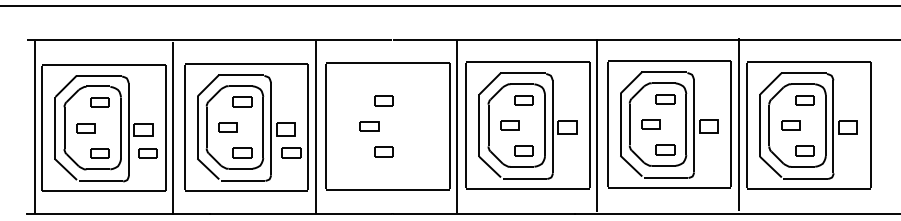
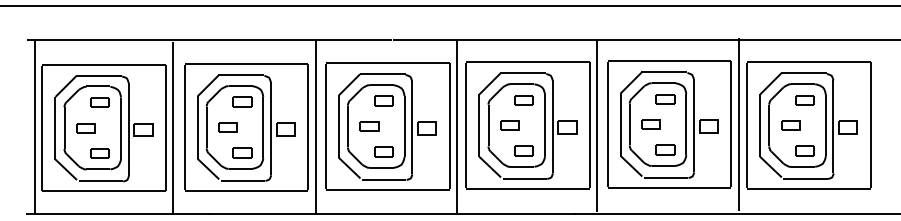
part: none -> present (387, 126)
part: present -> none (291, 152)
part: present -> none (147, 153)
